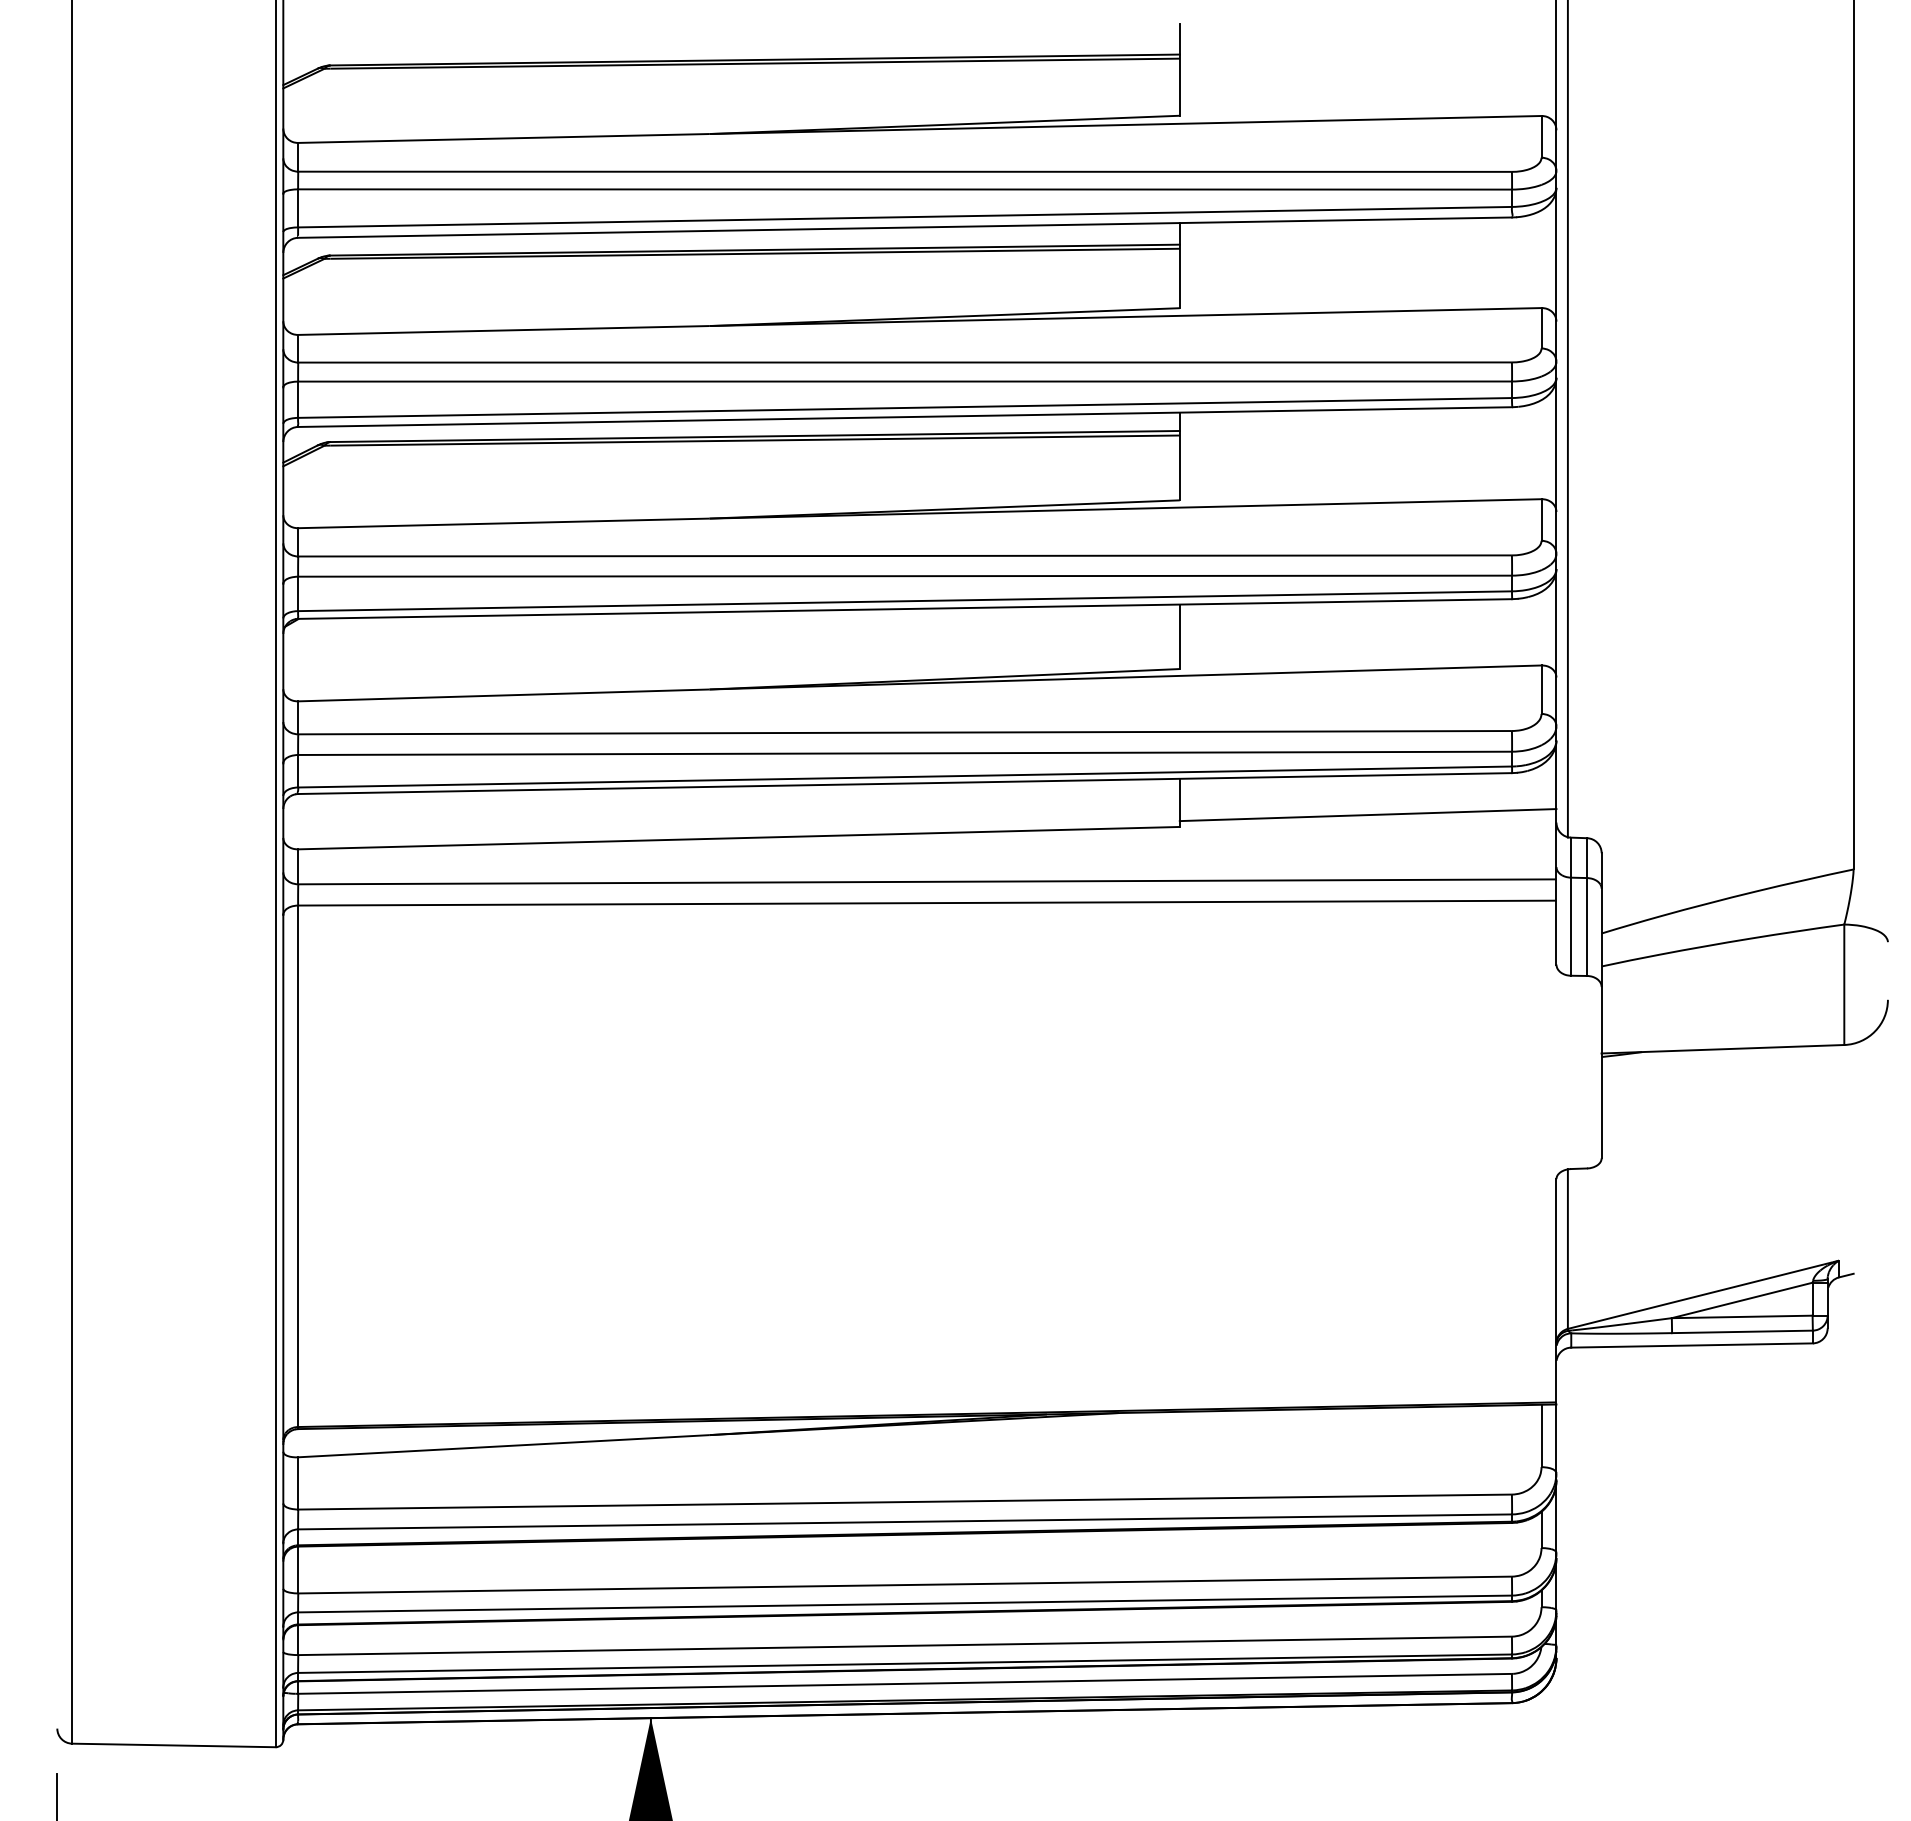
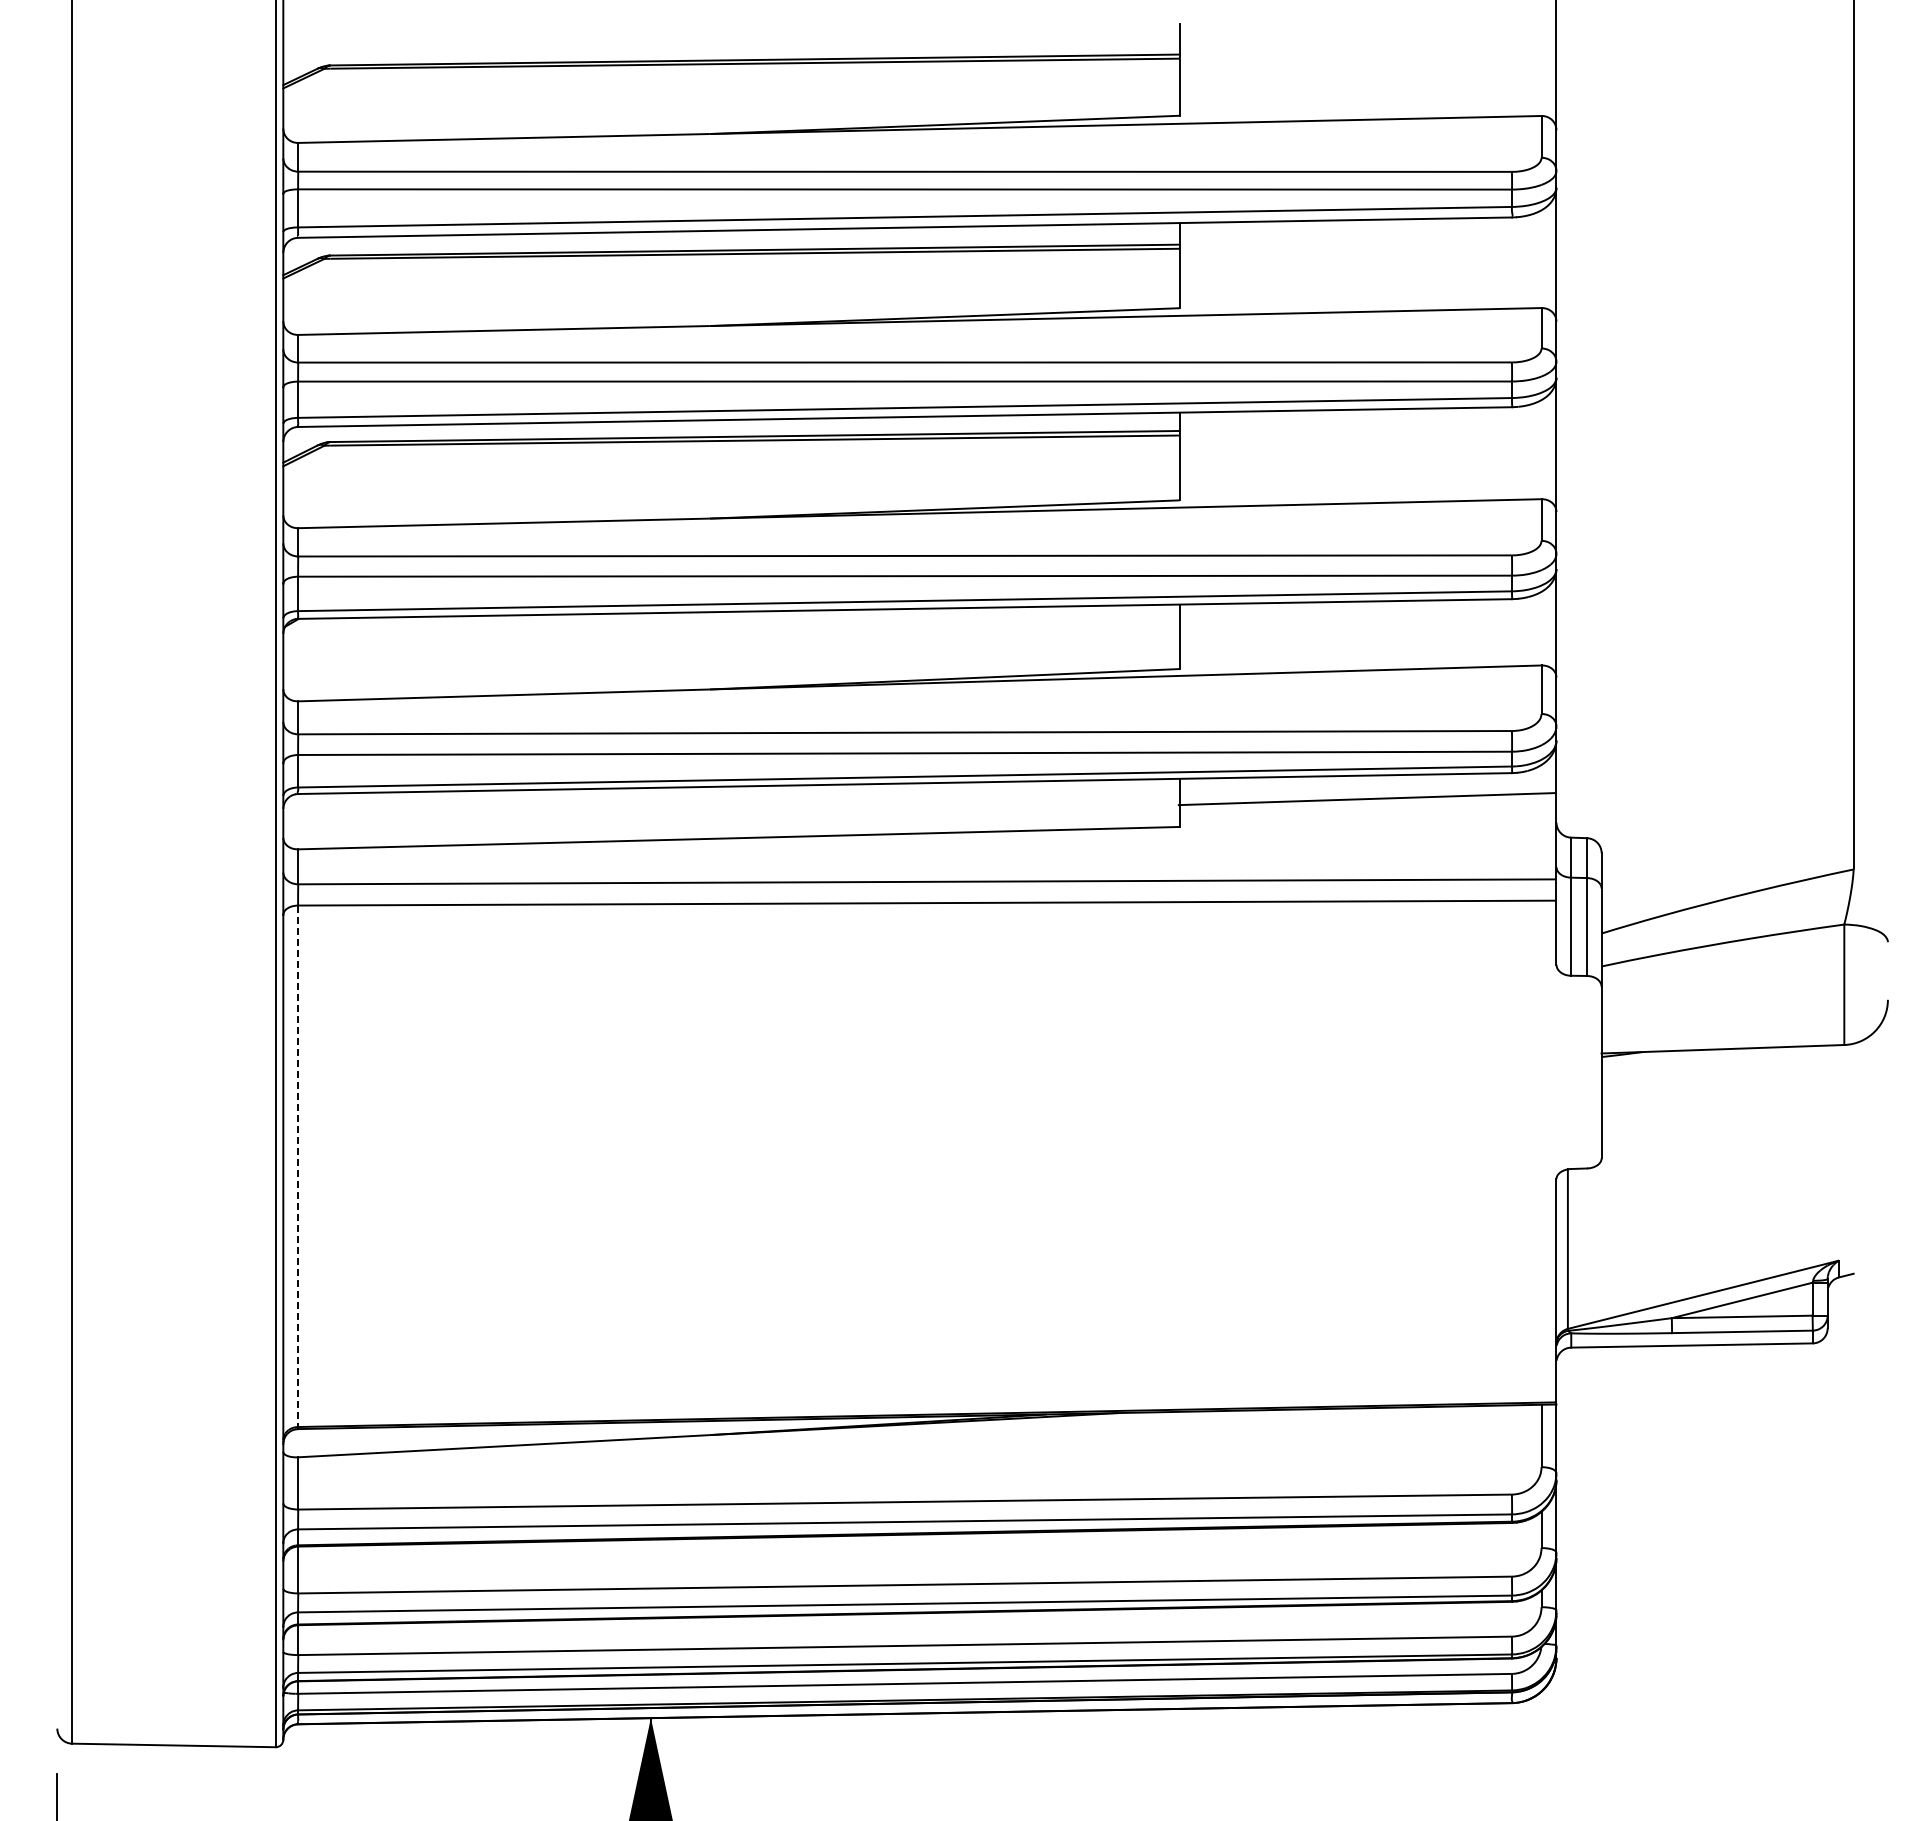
line: present -> none (1567, 419)
line position: (1367, 815) -> (1366, 799) (1366, 799)
line: solid -> dashed (298, 1166)
